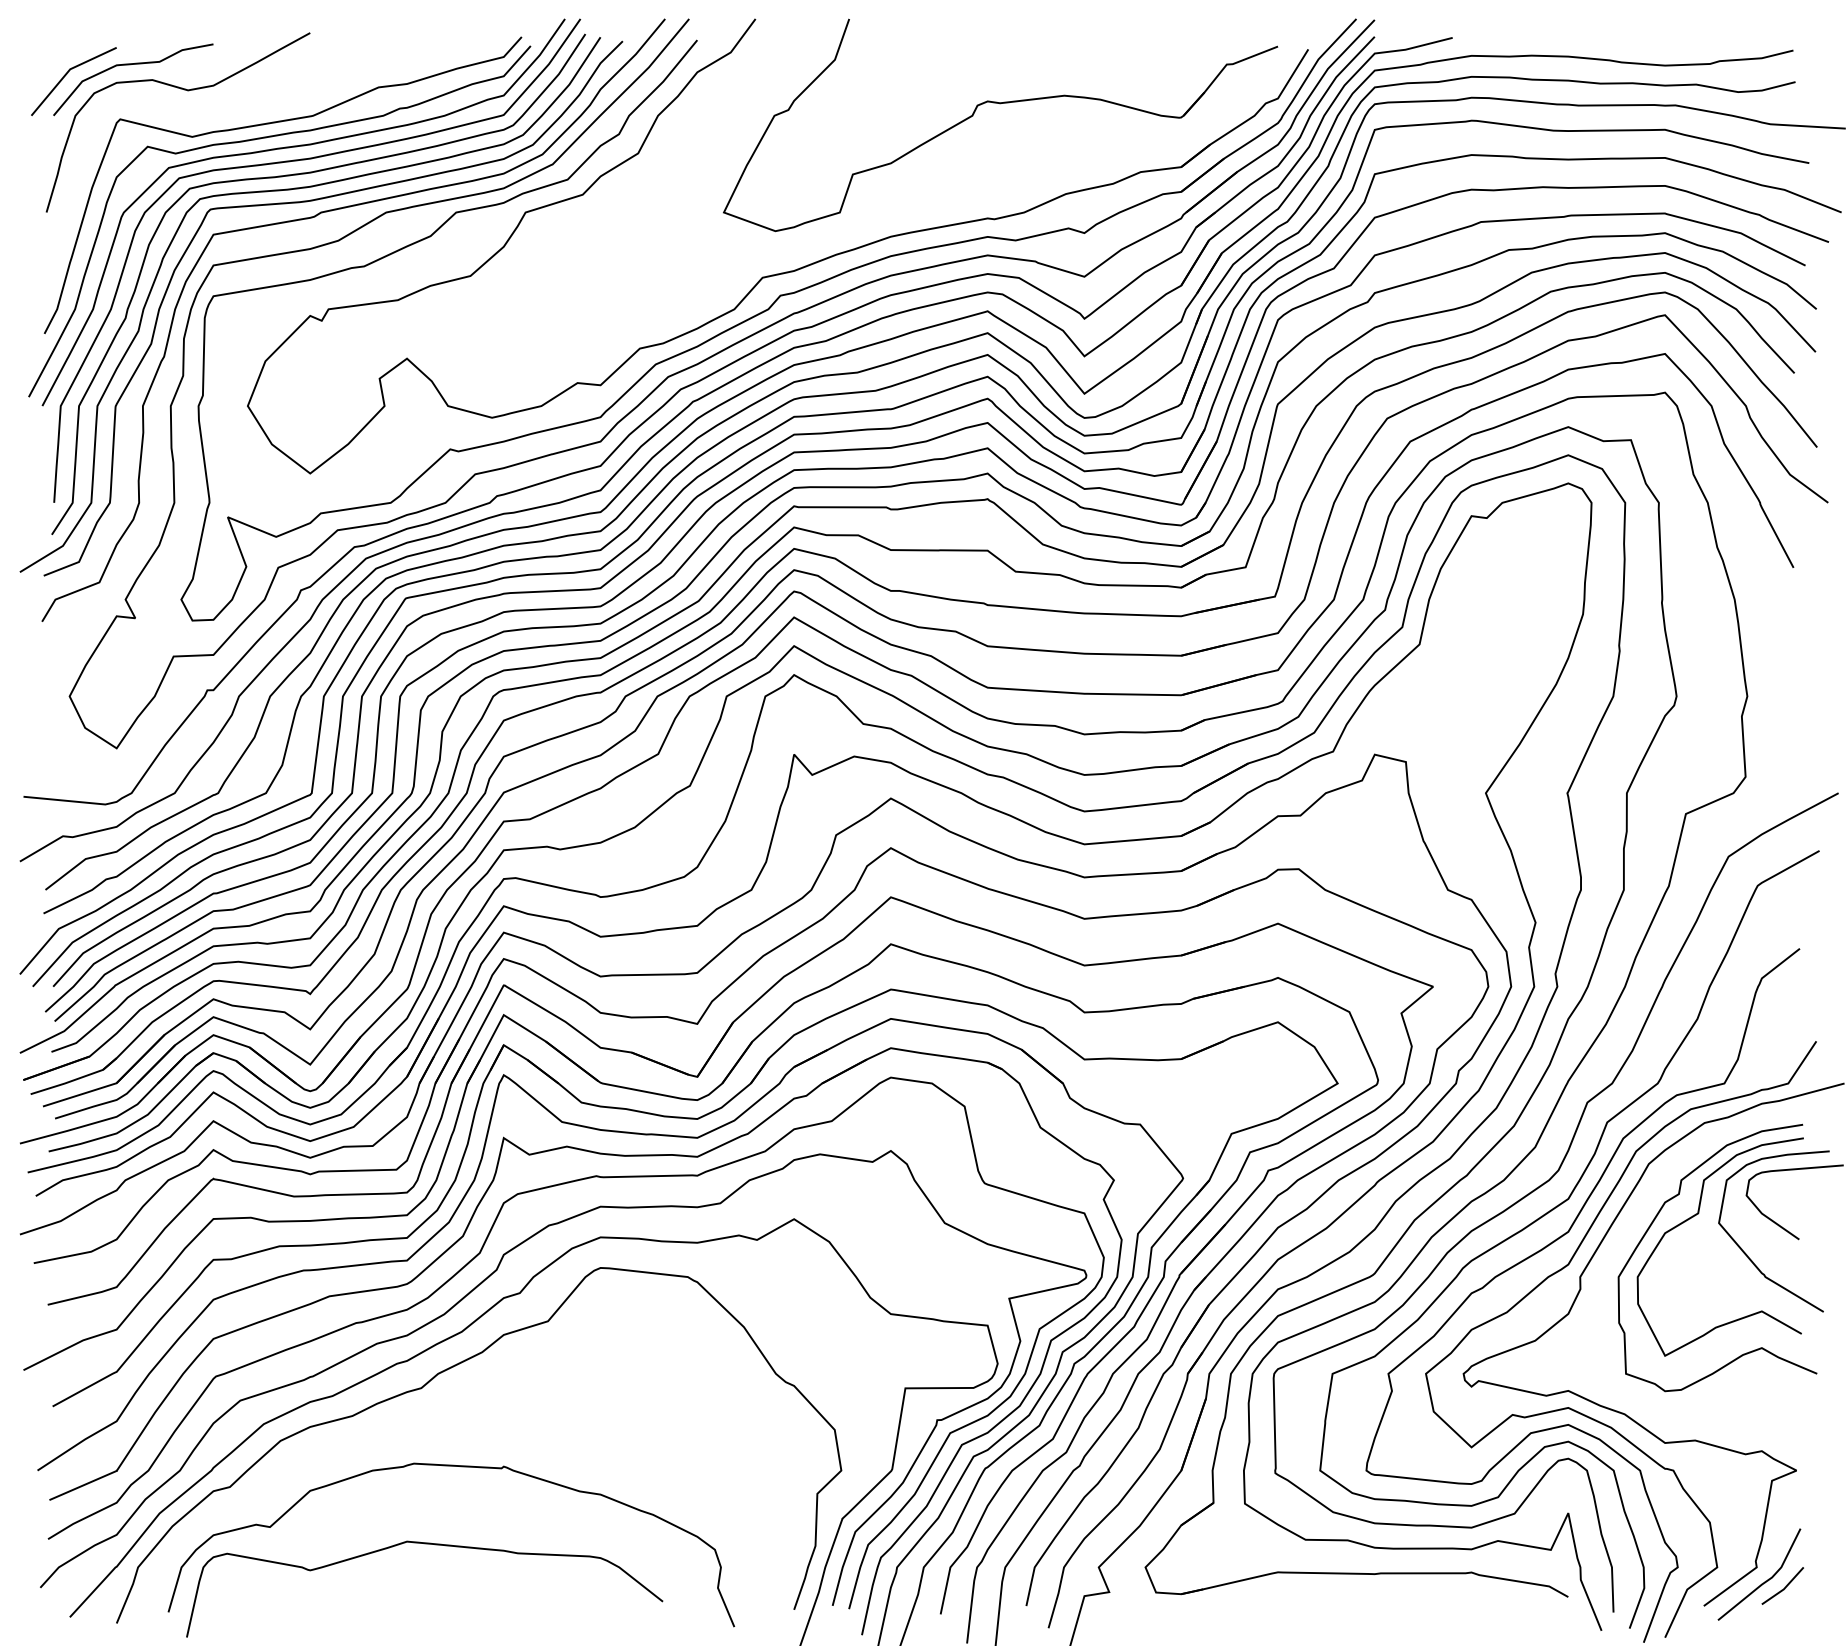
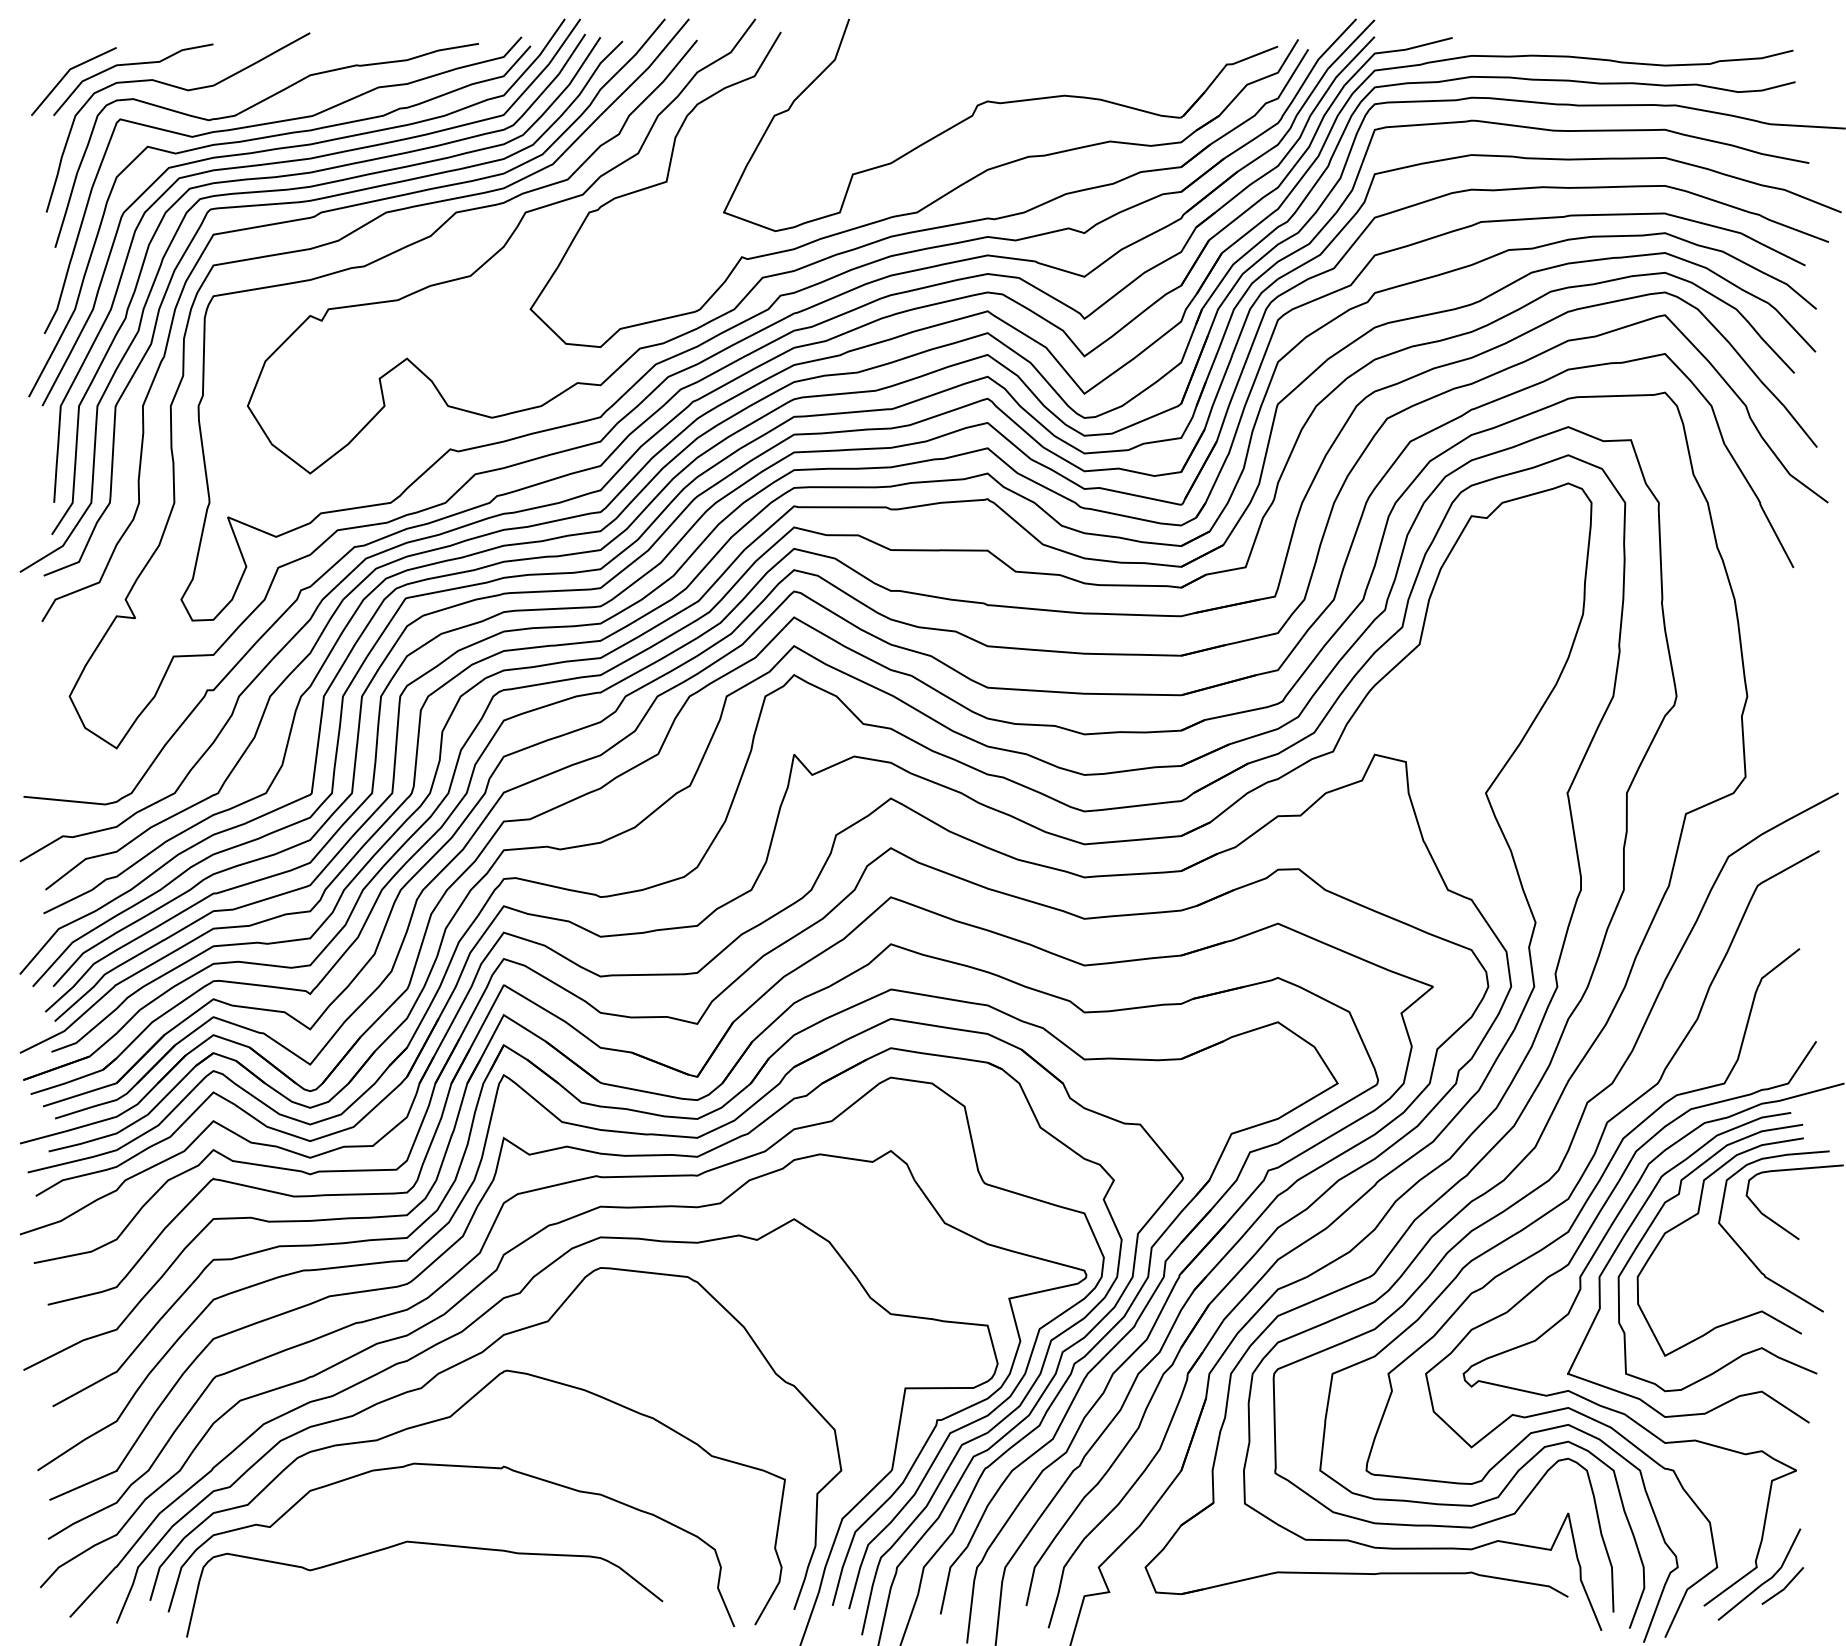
curve: none -> present (247, 110)
part: none -> present (924, 206)
curve: none -> present (1628, 1231)
curve: none -> present (445, 1419)
